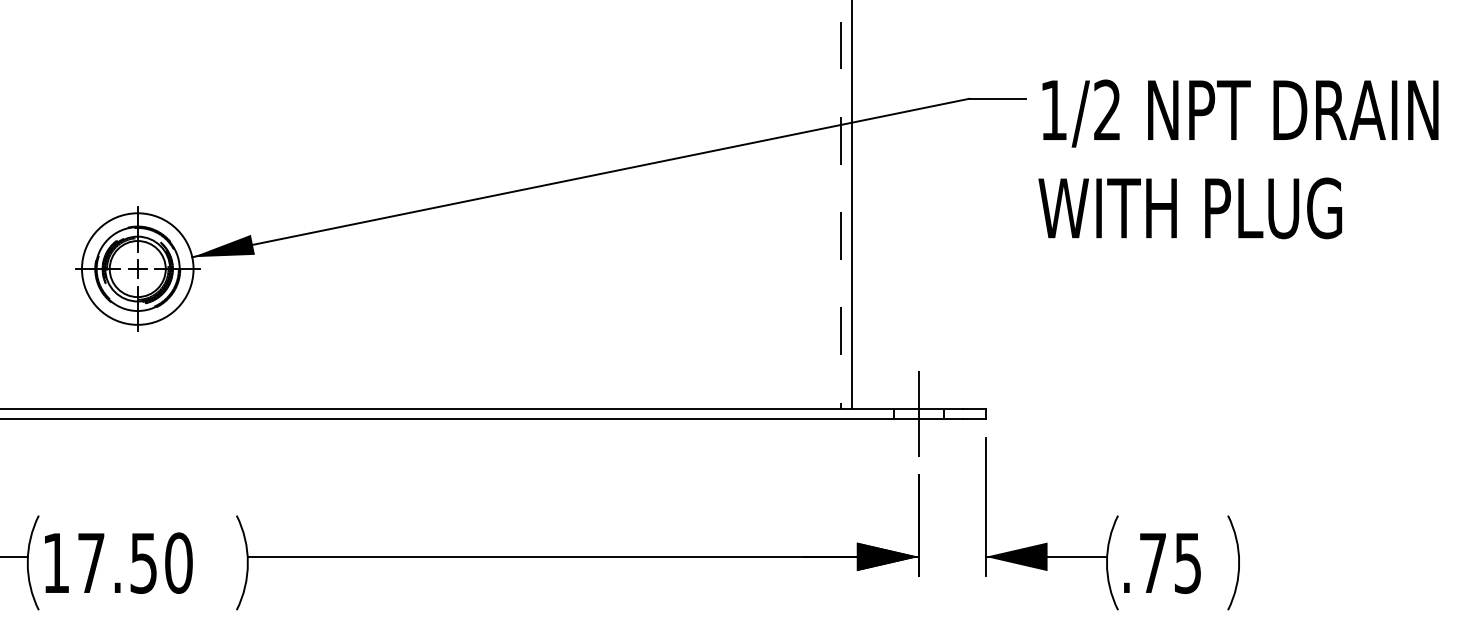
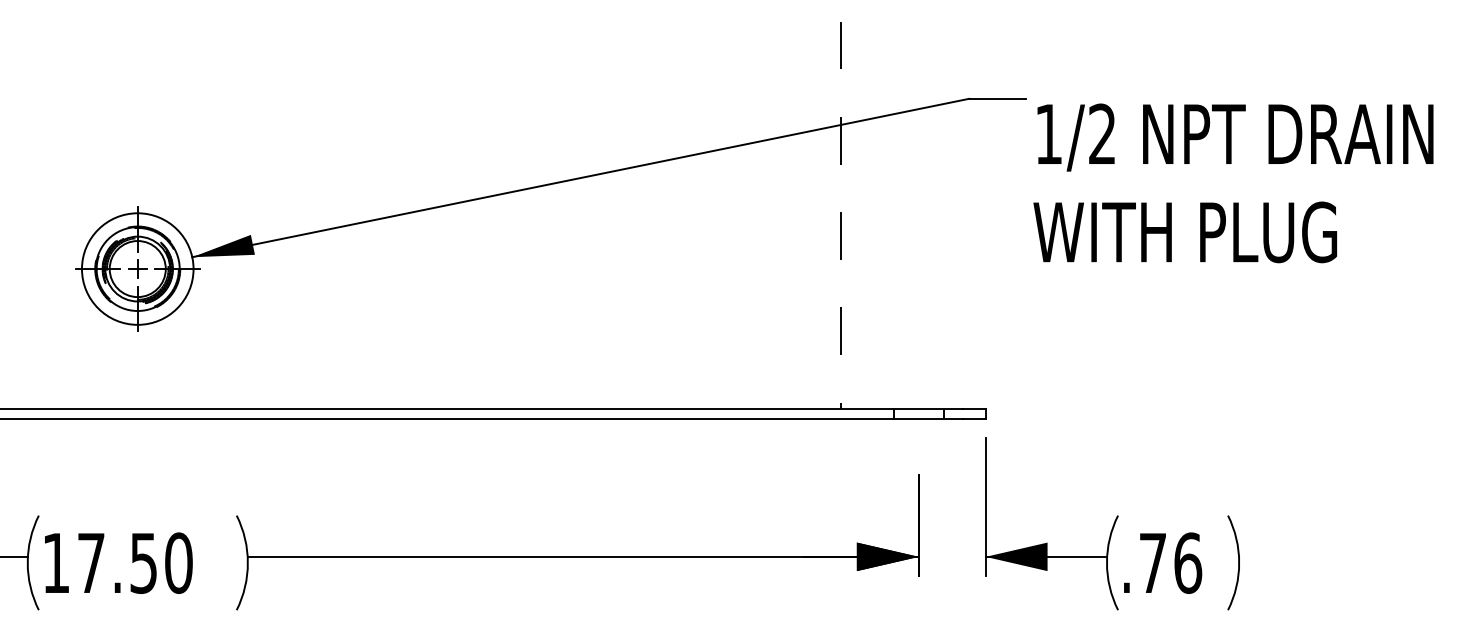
text position: (1238, 159) -> (1233, 183) (1233, 183)
line: present -> none (851, 205)
line: present -> none (918, 413)
text: .75 -> .76 (1188, 562)
